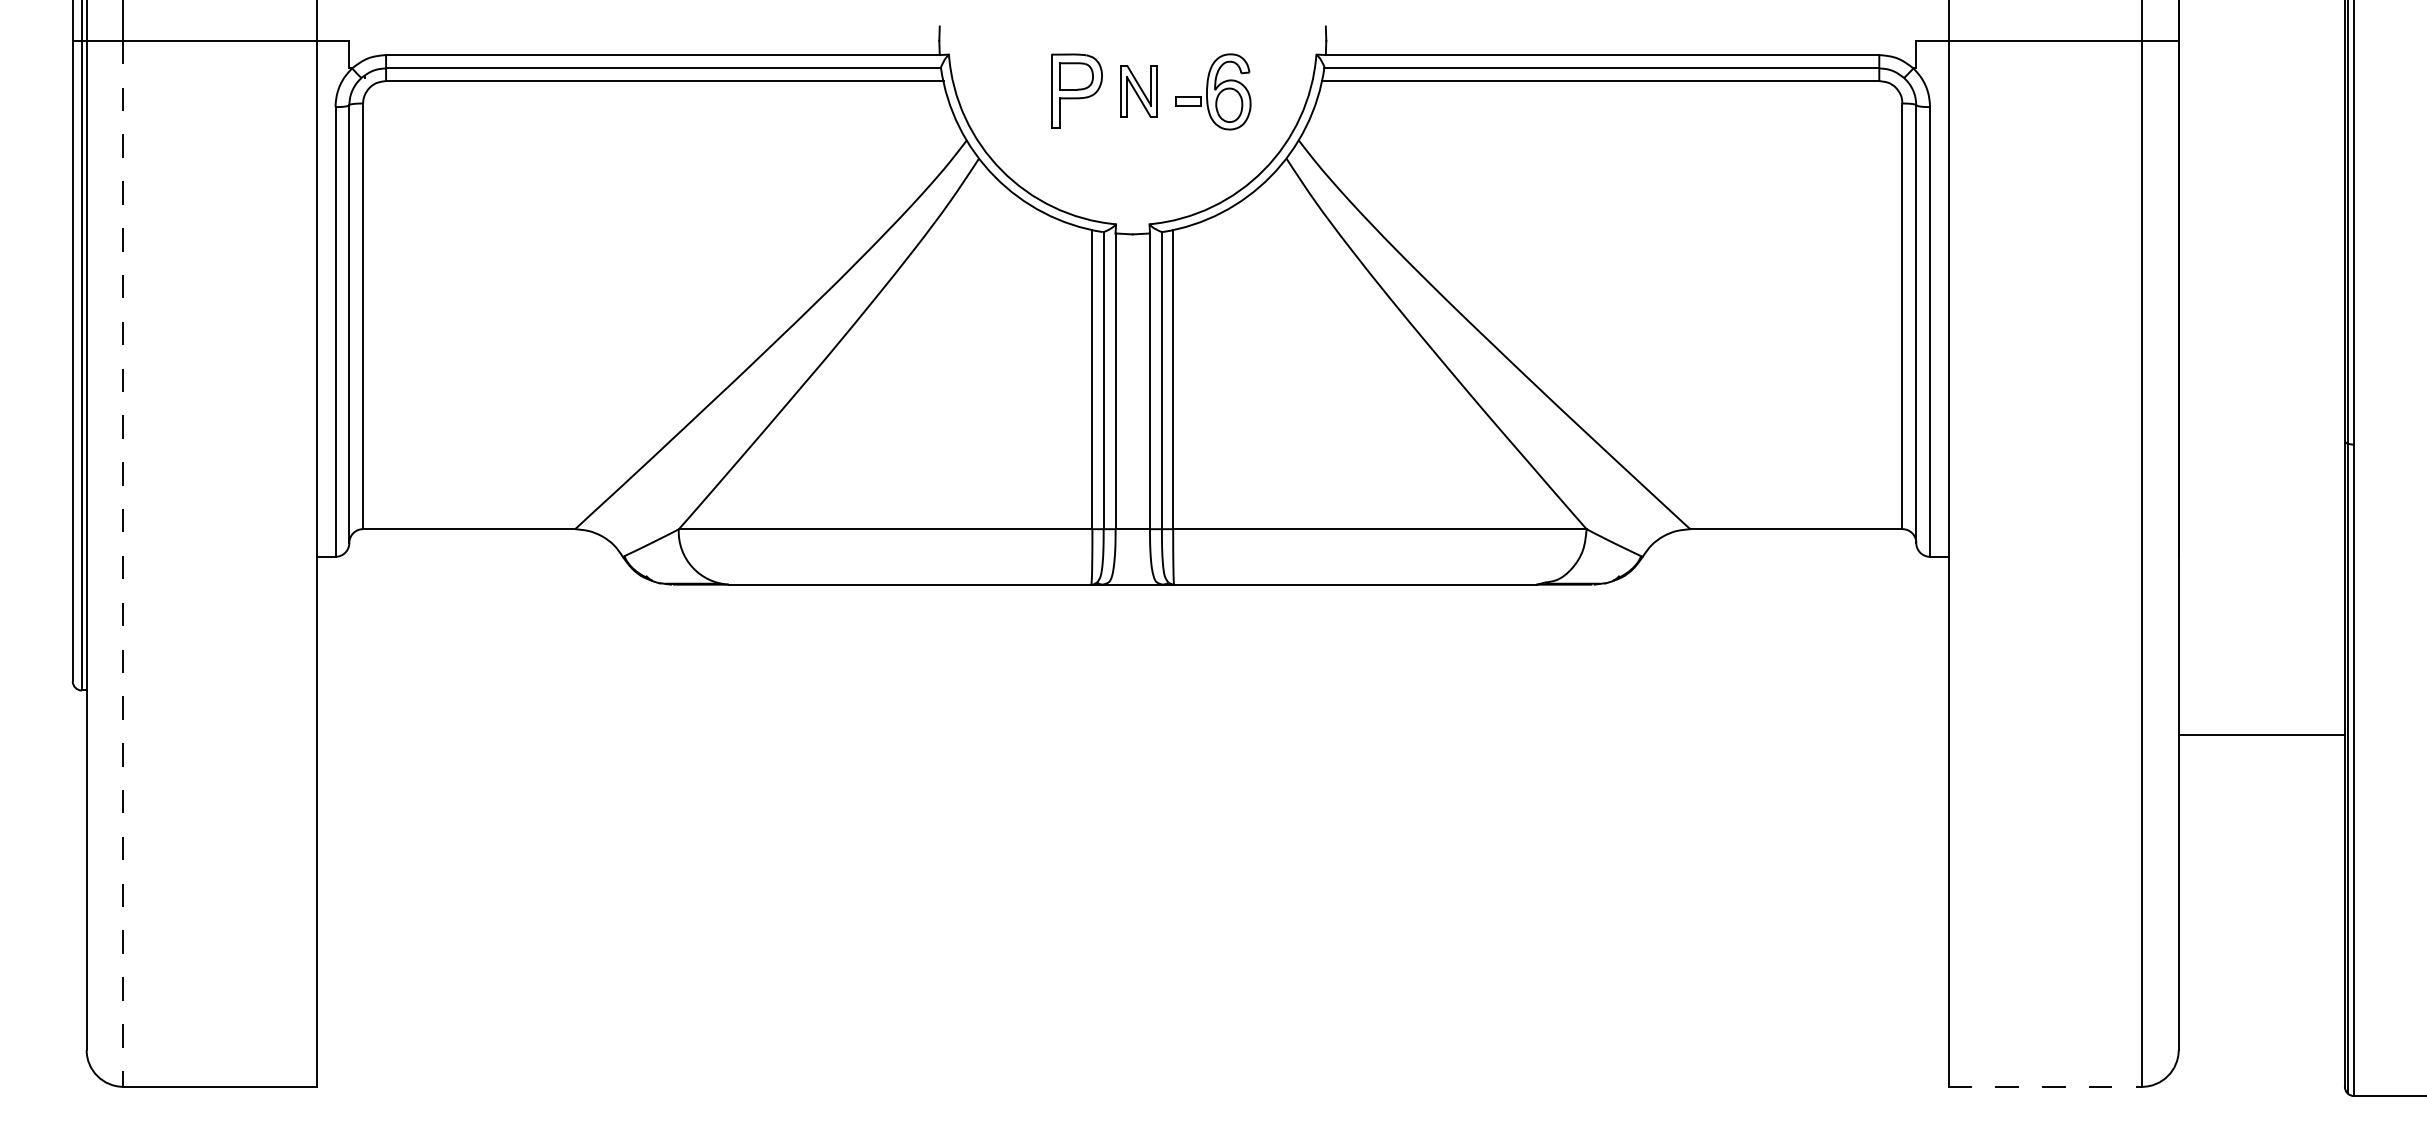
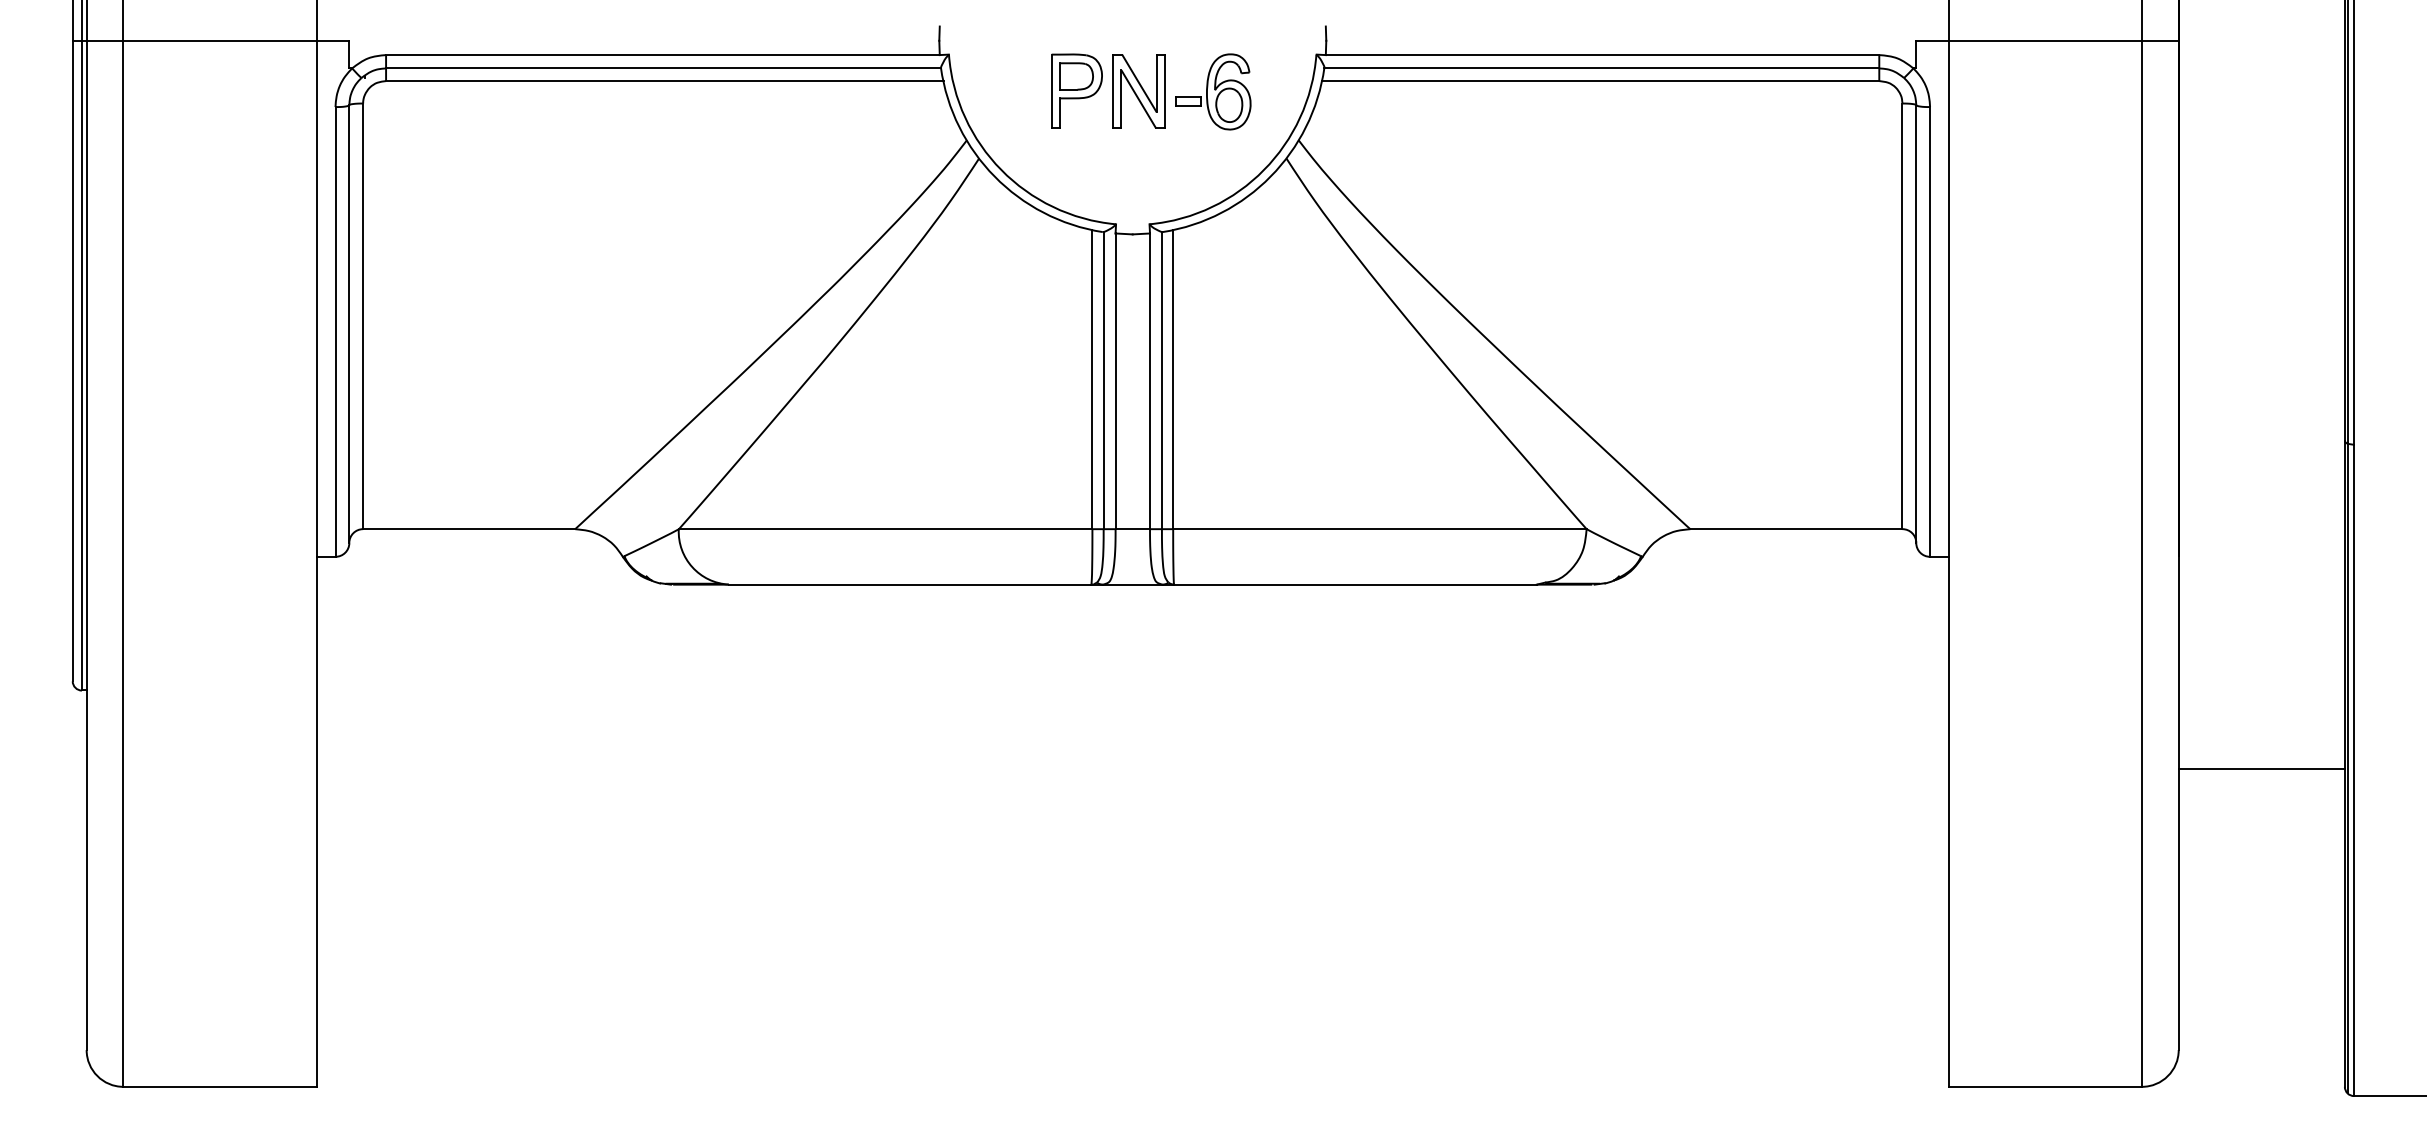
part size: 38x53 px -> 54x75 px (1138, 91)
line: dashed -> solid (123, 564)
line position: (2261, 734) -> (2261, 768) (2261, 768)
line: dashed -> solid (2045, 1086)
